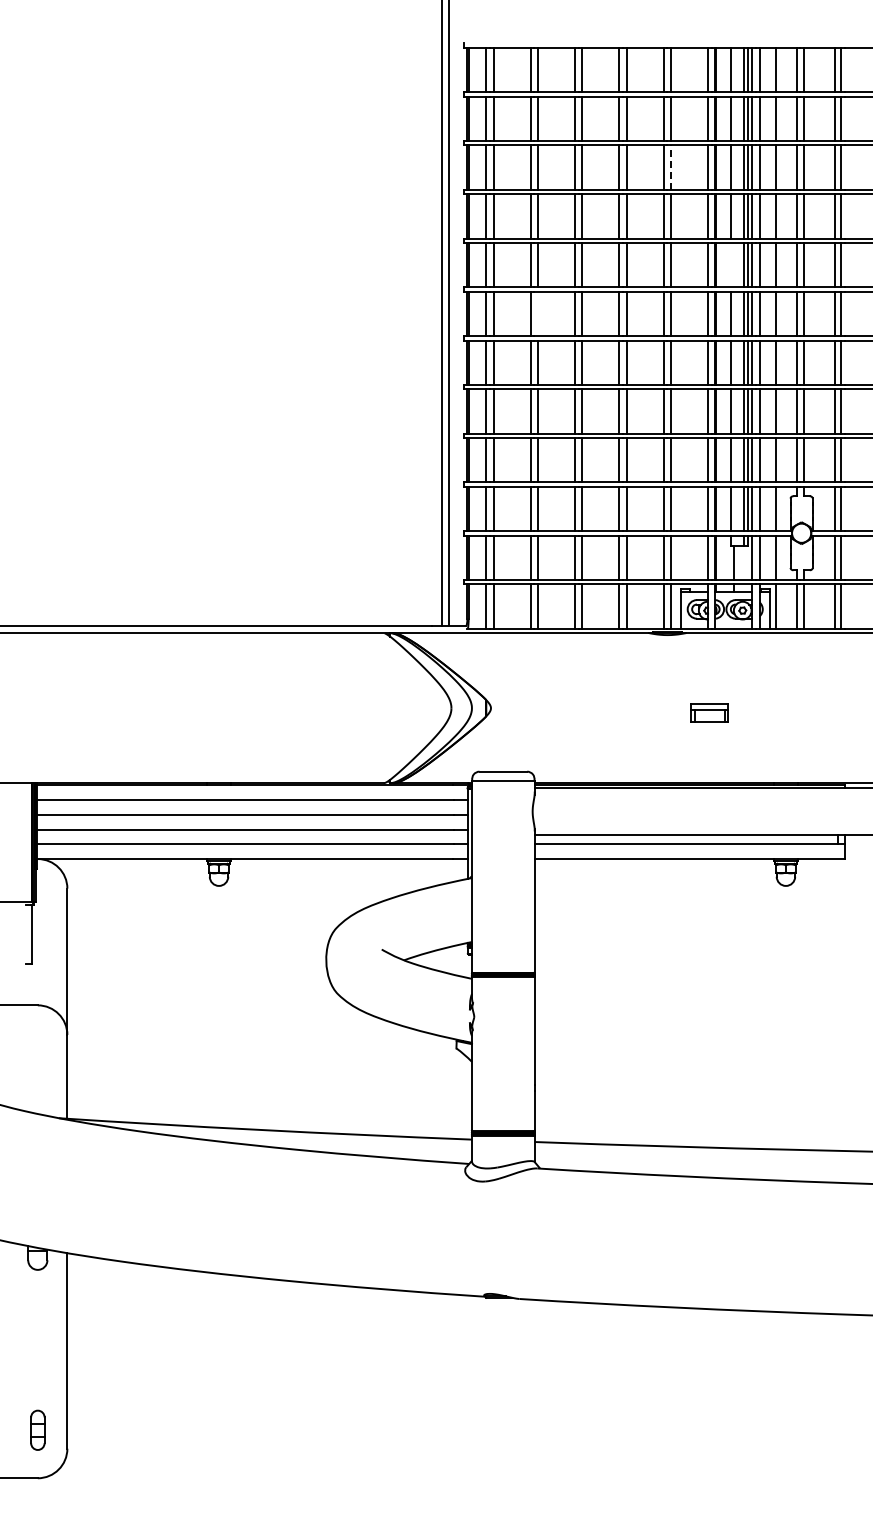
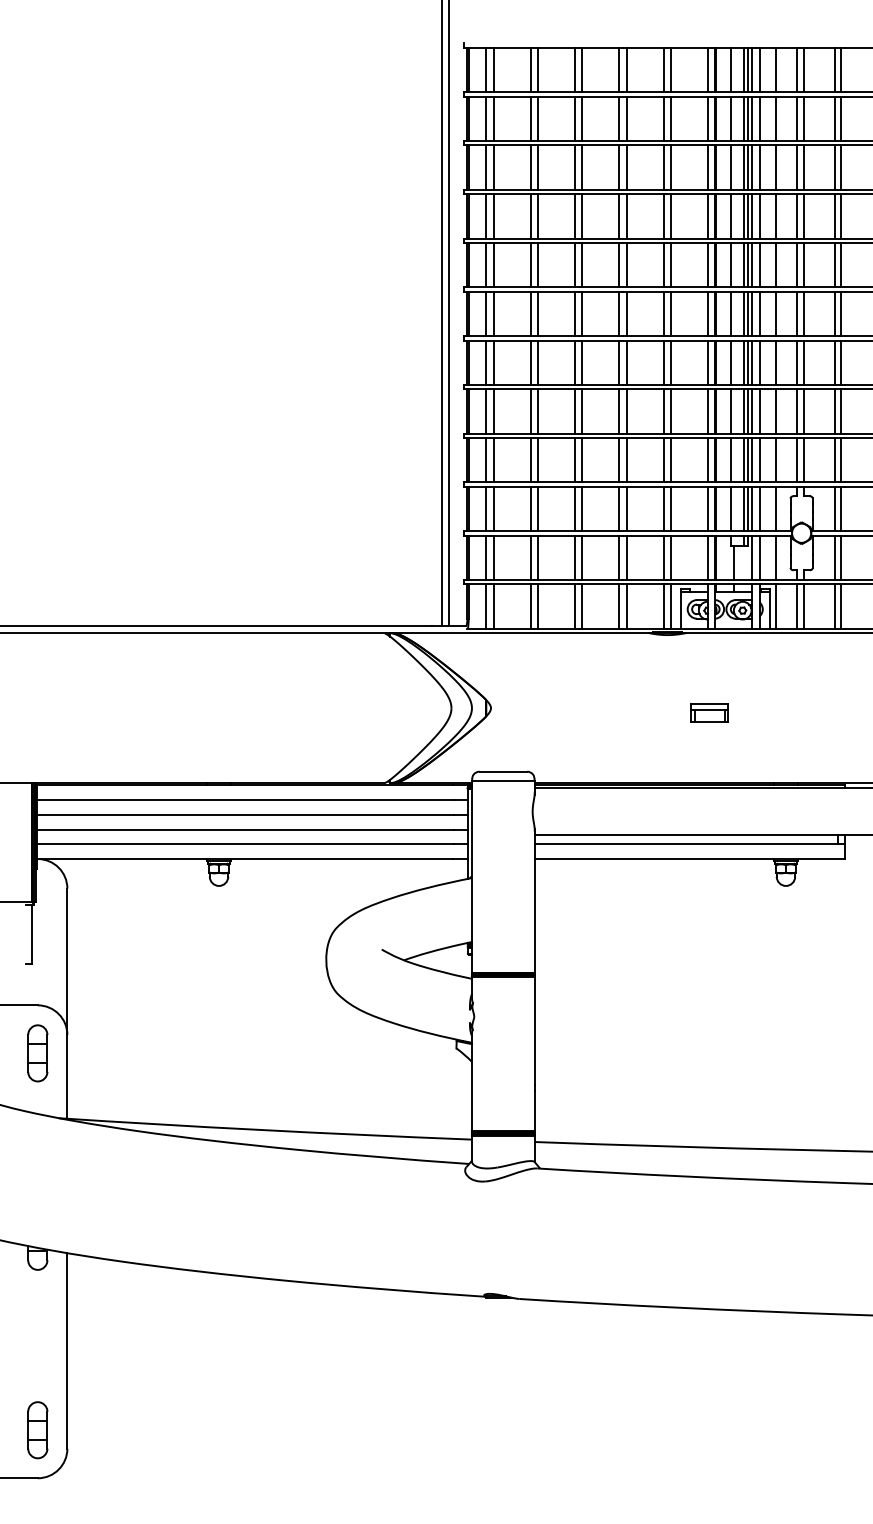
line: dashed -> solid (671, 167)
line: none -> present (731, 265)
line: none -> present (538, 313)
part: none -> present (37, 1053)
part size: 16x42 px -> 22x59 px (37, 1430)
